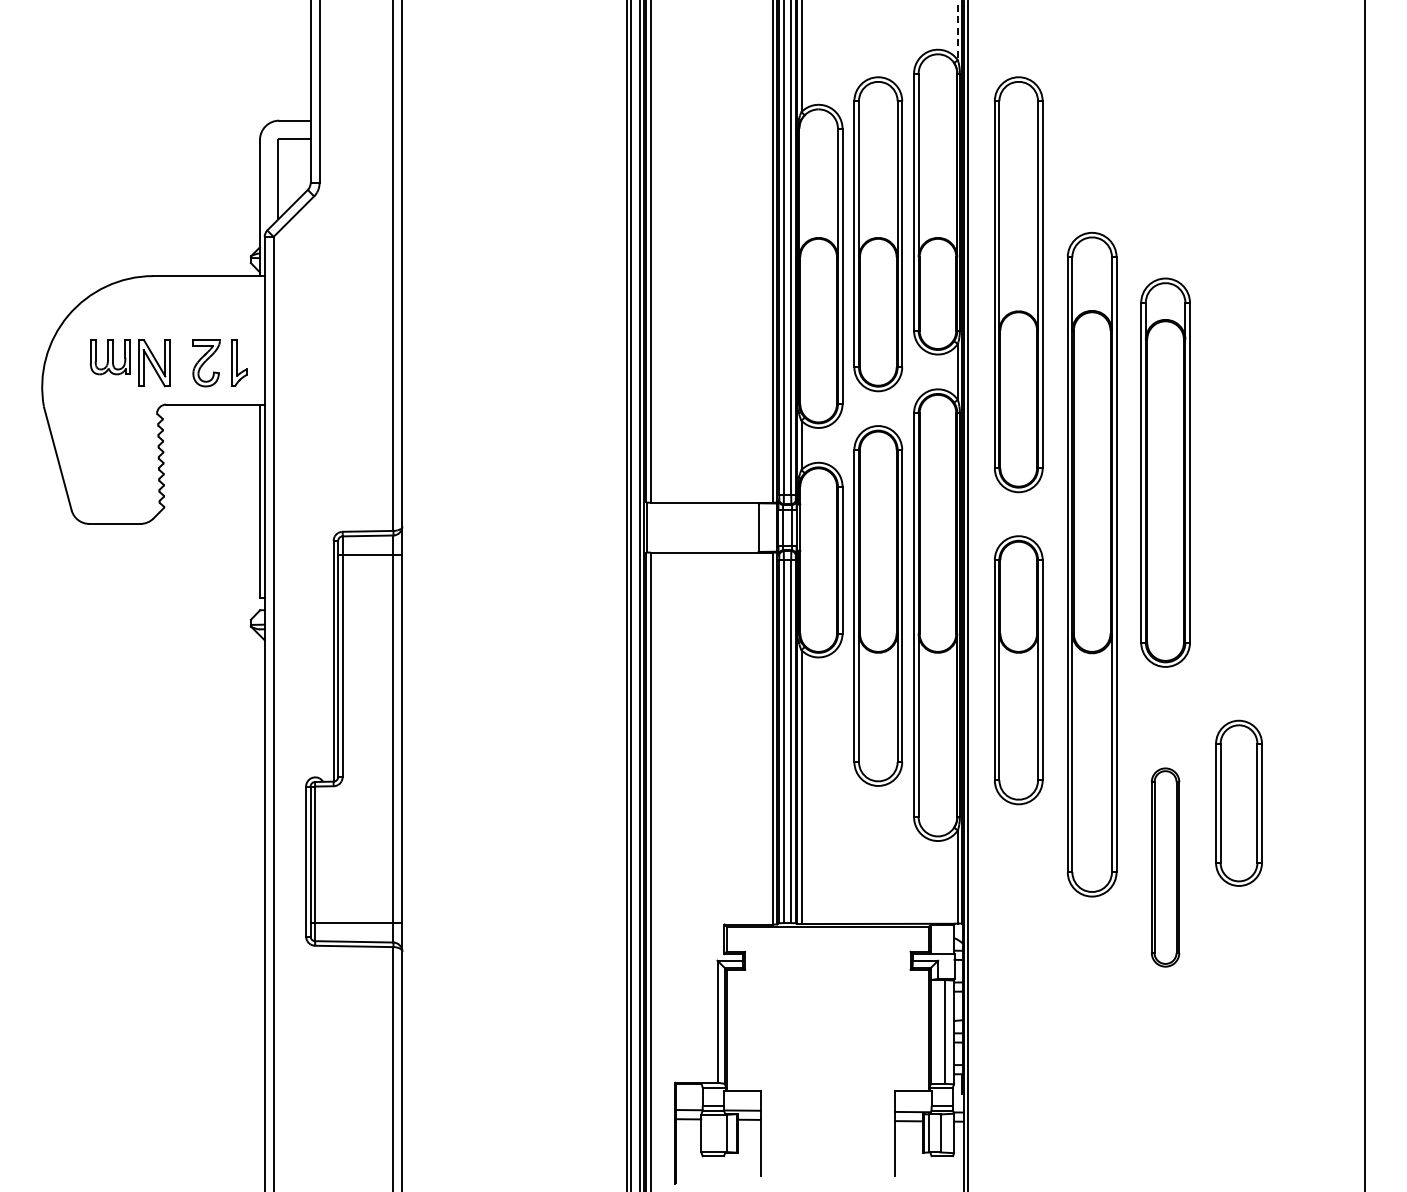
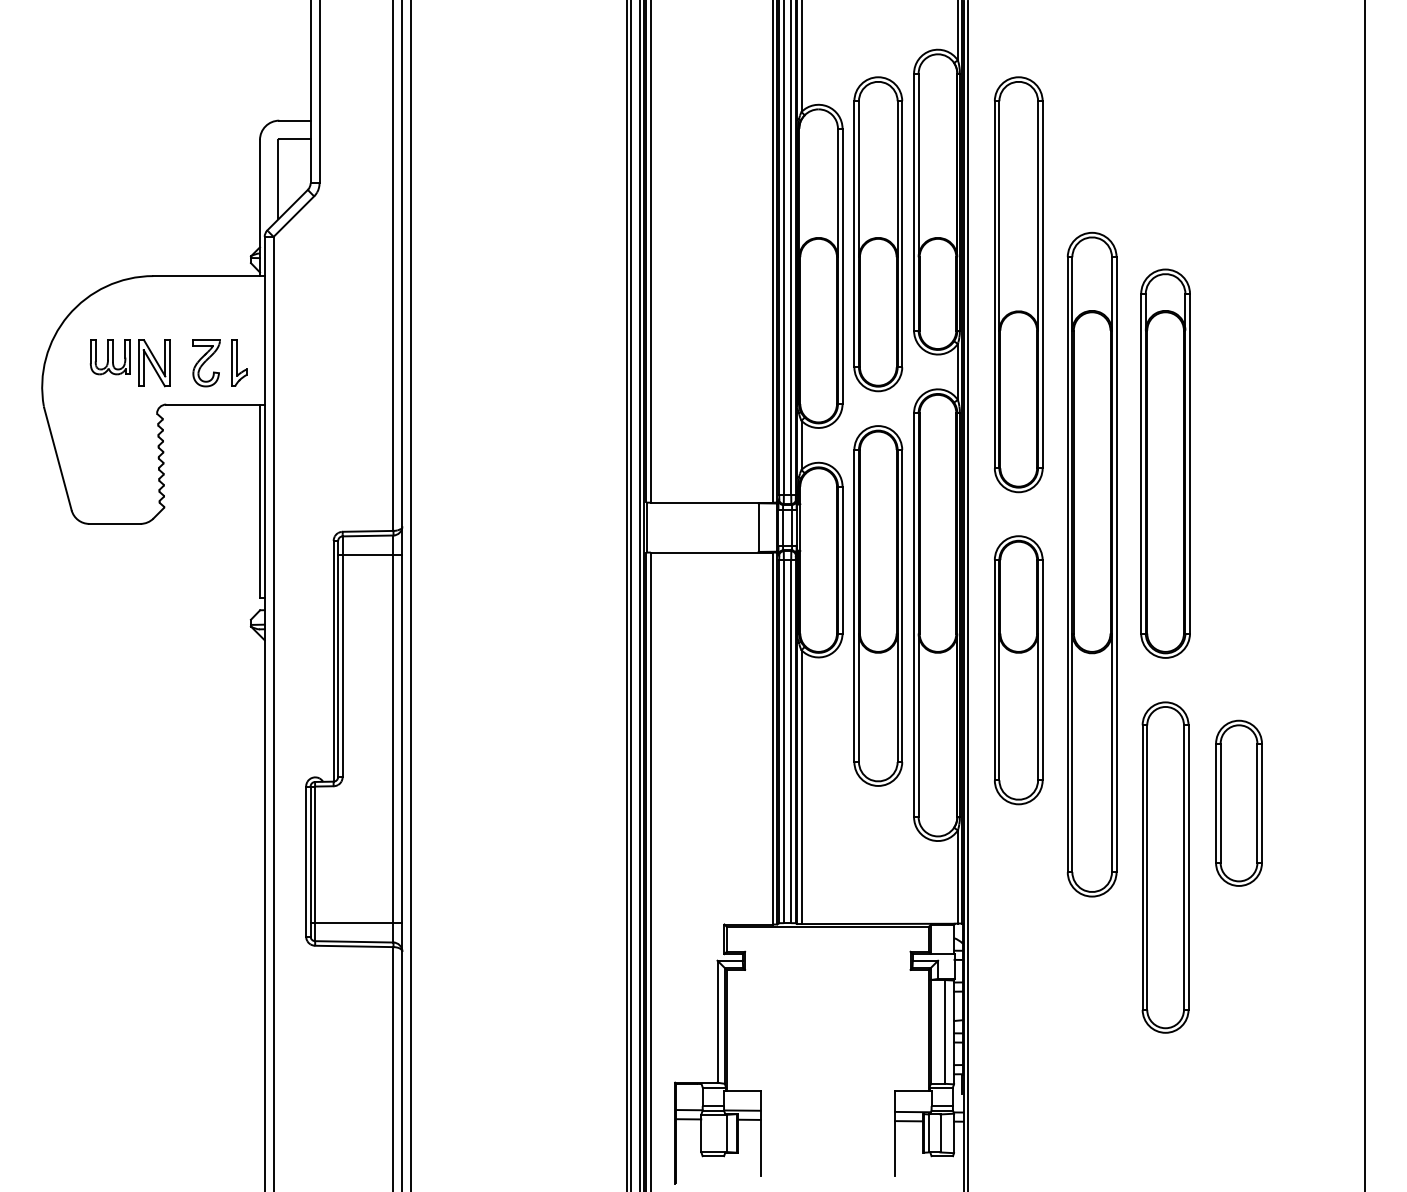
line: dashed -> solid (957, 30)
part position: (1165, 472) -> (1165, 463) (1165, 463)
line: none -> present (411, 595)
part size: 31x201 px -> 49x333 px (1165, 867)
